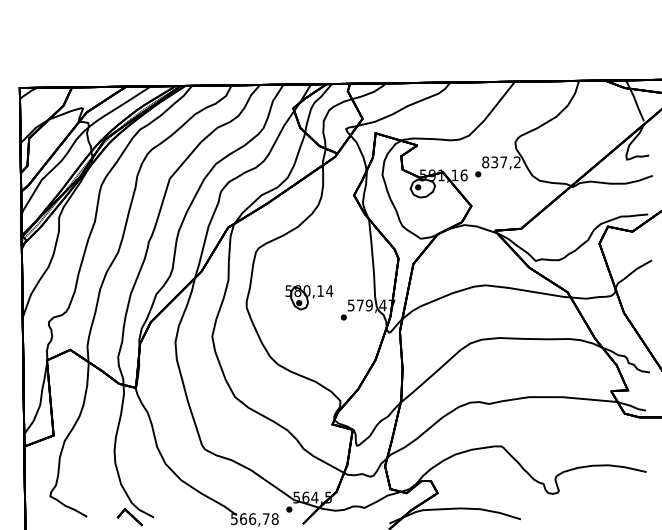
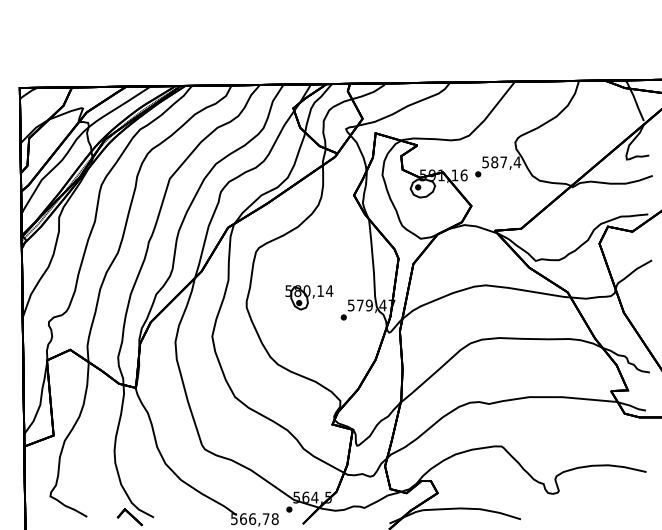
text: 837,2 -> 587,4 (501, 162)
